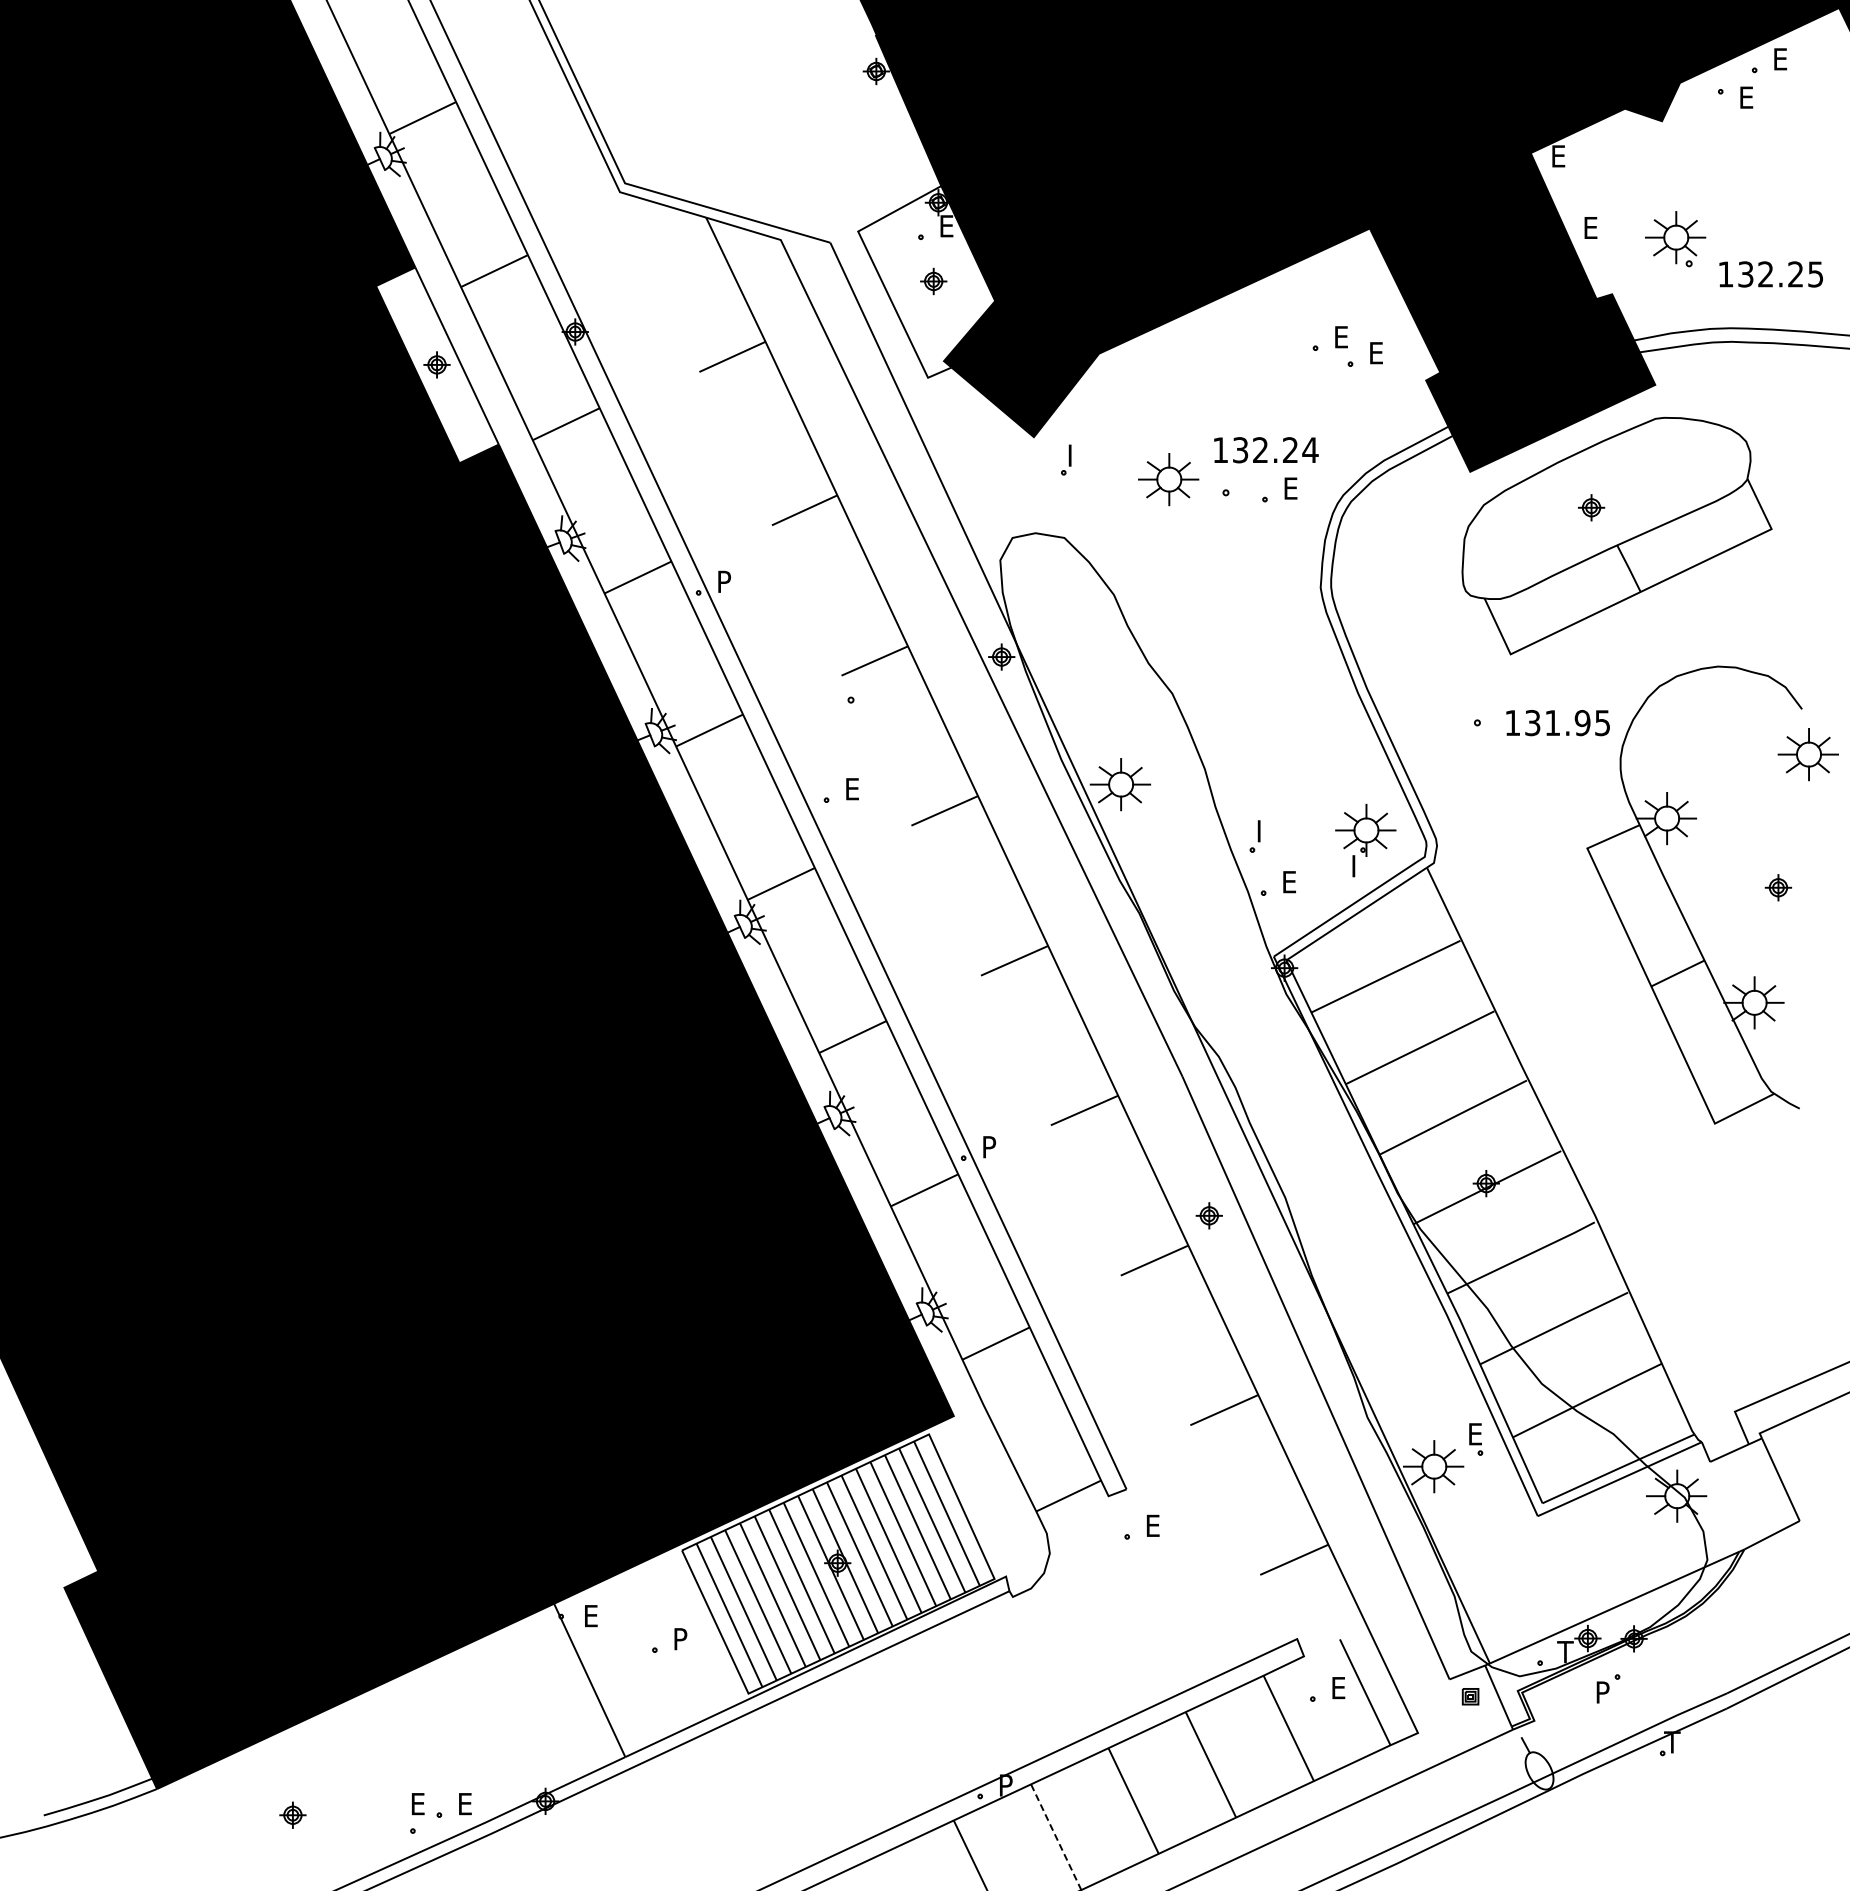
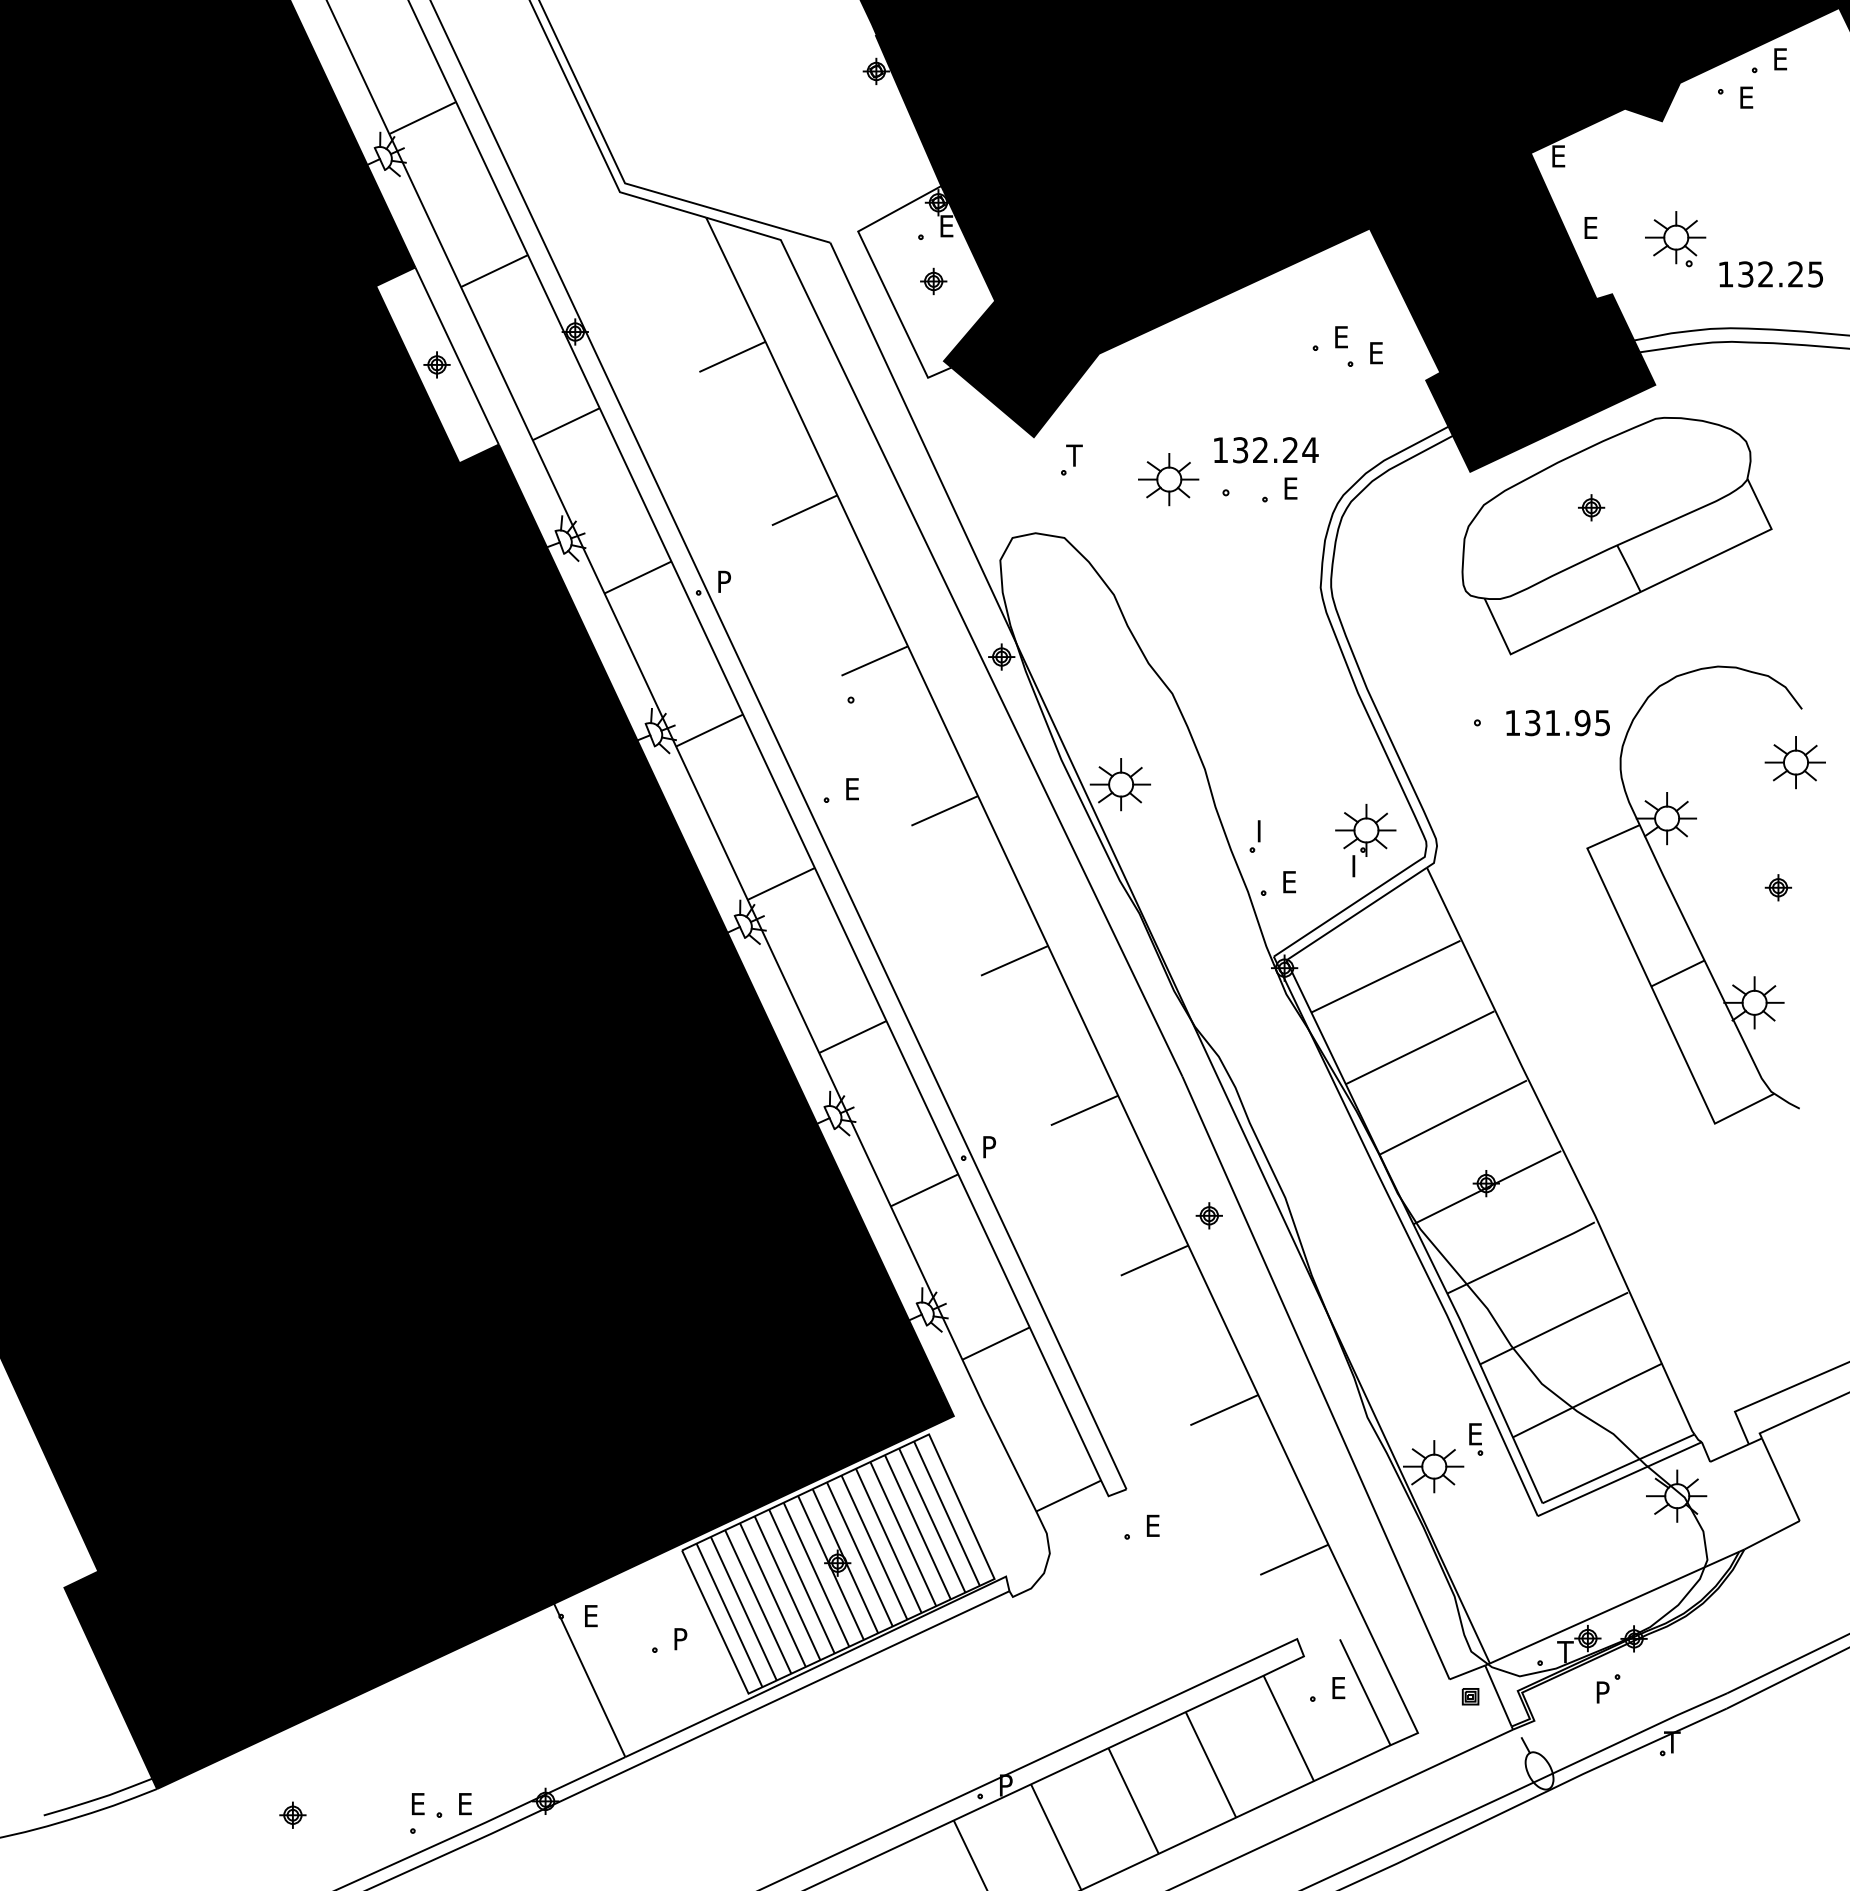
text: I -> T (1074, 455)
part position: (1807, 754) -> (1794, 762) (1794, 762)
line: dashed -> solid (1056, 1837)
